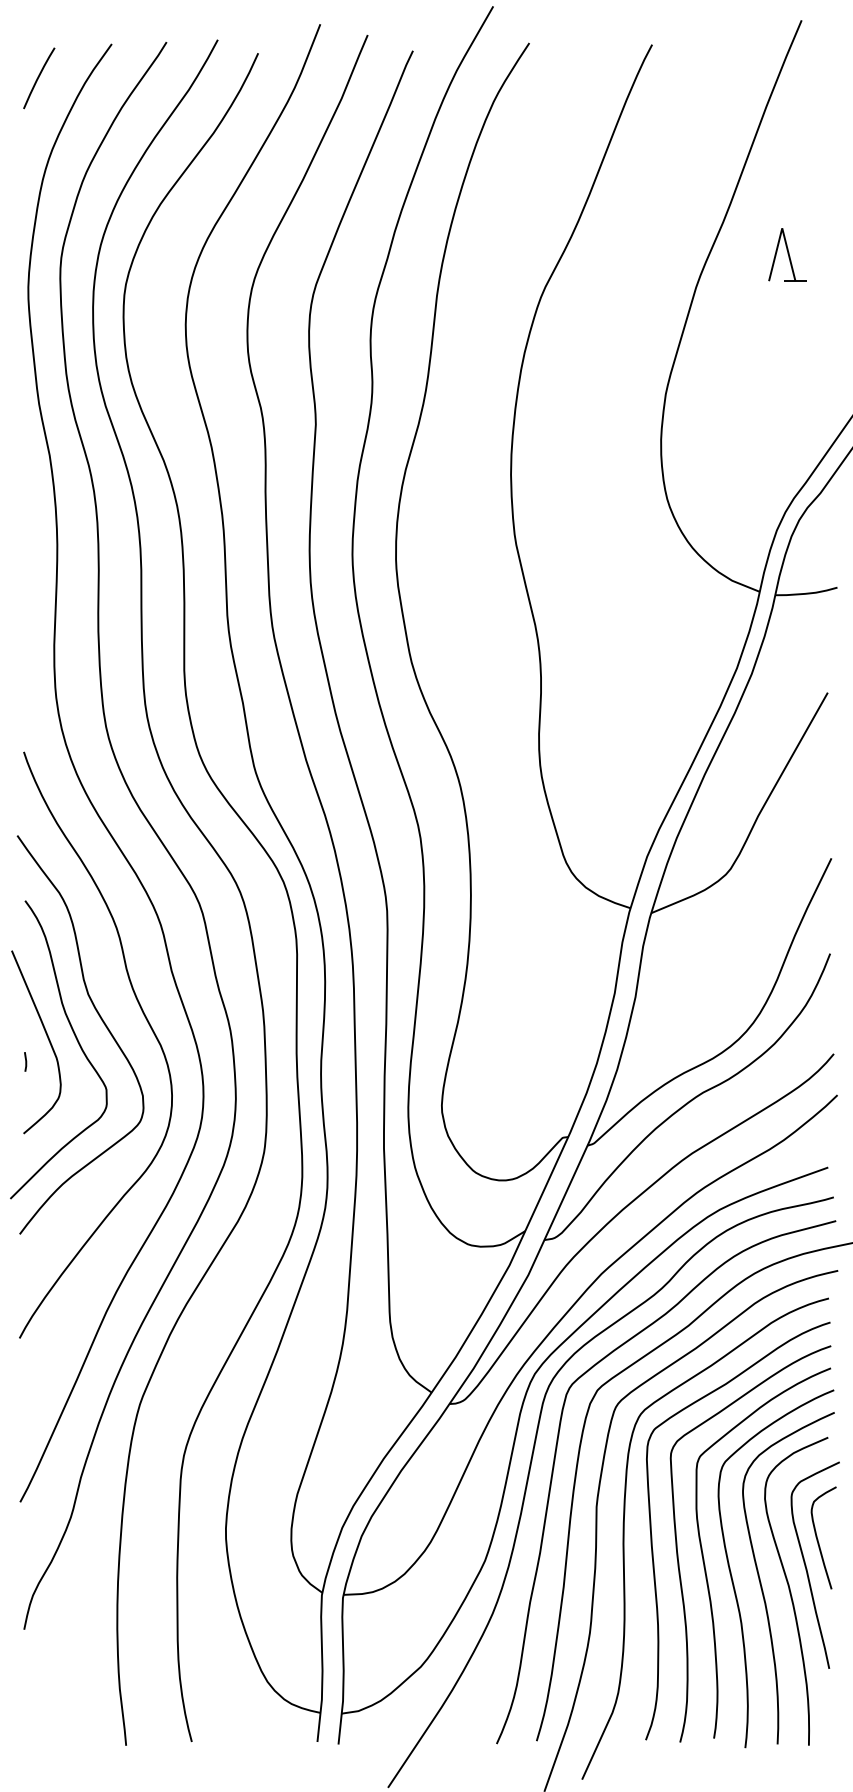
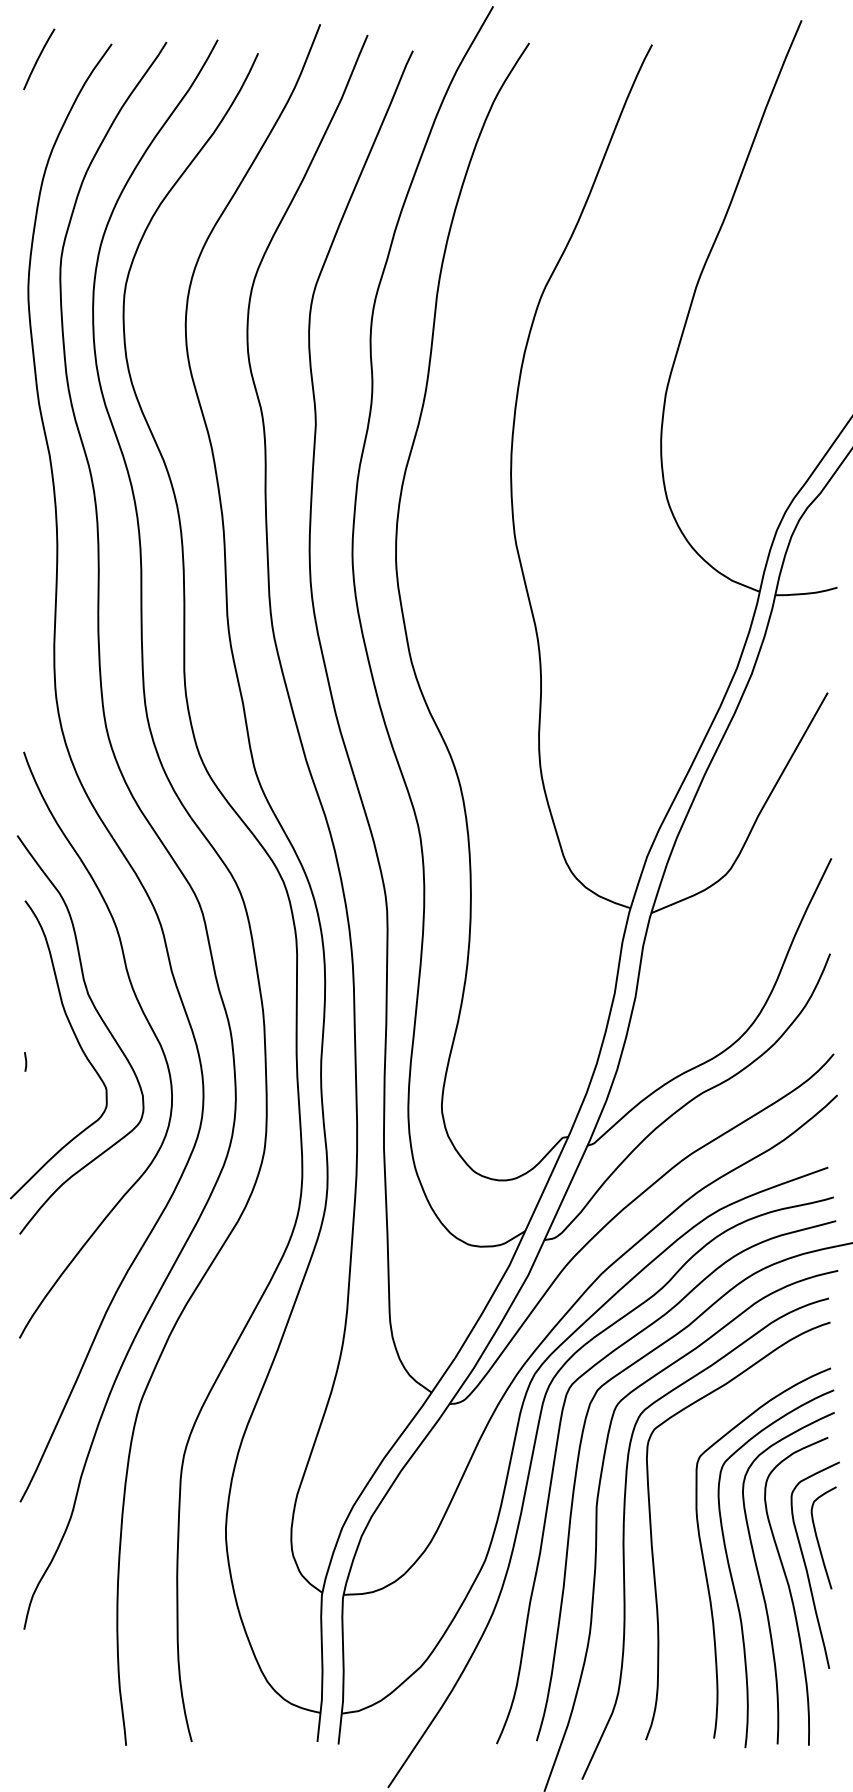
curve position: (39, 77) -> (39, 58) (39, 58)
part: present -> none (787, 254)
curve: present -> none (46, 1036)
curve: present -> none (678, 1553)
